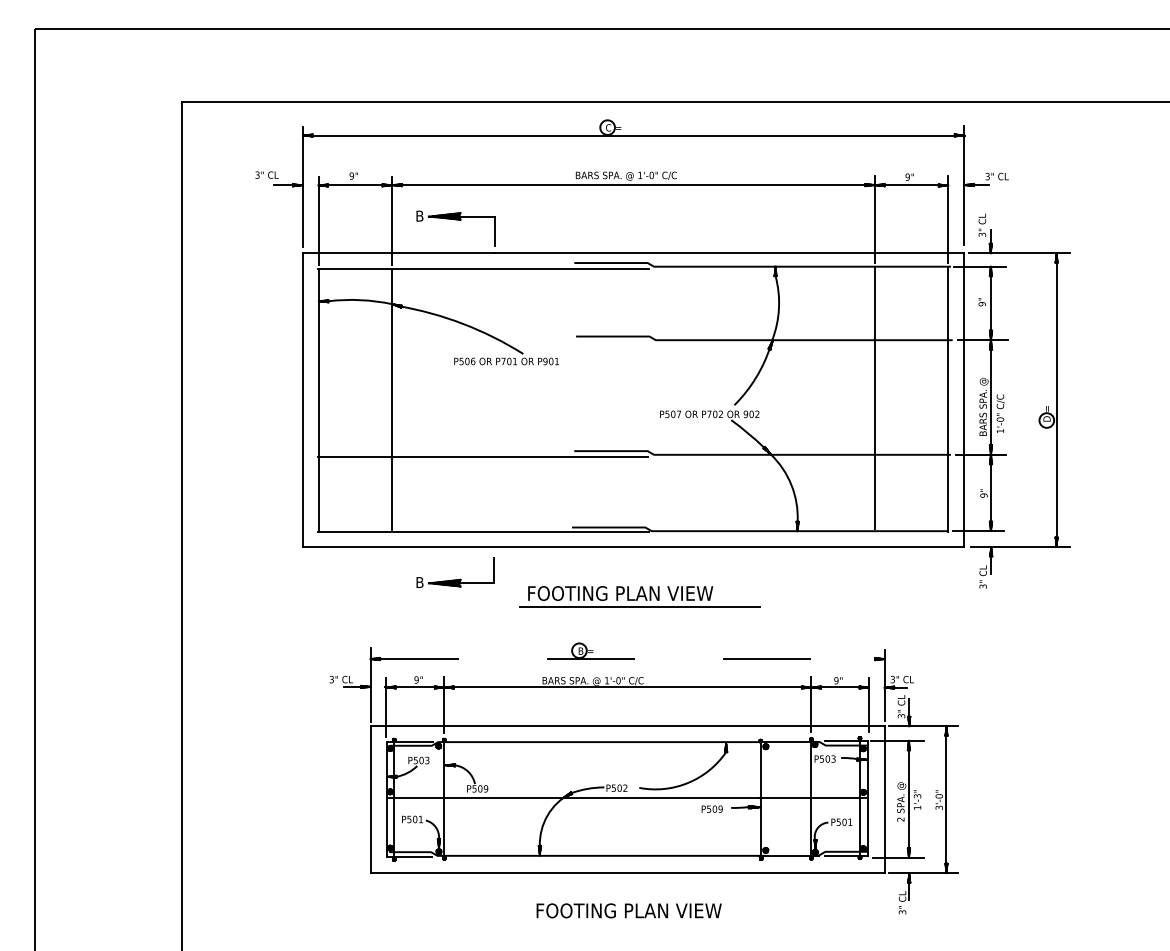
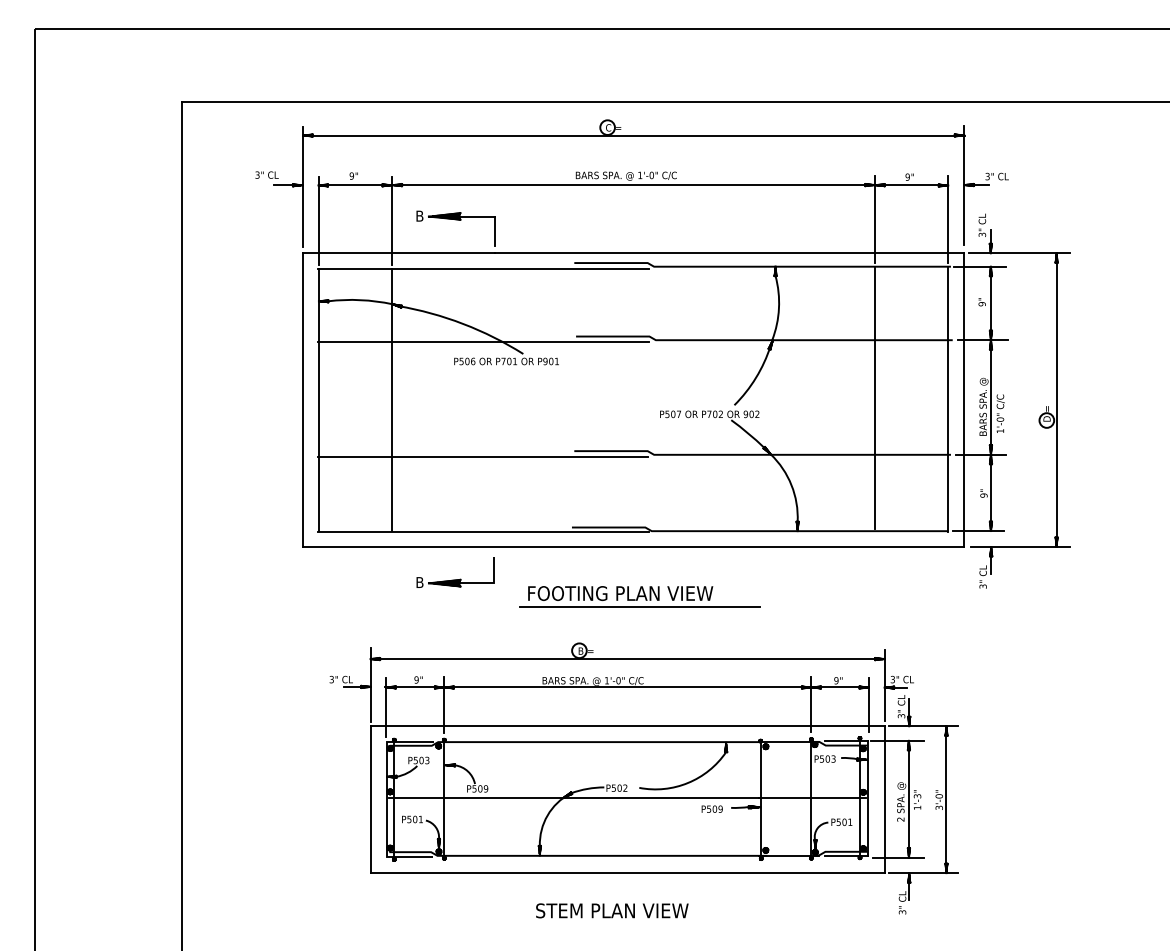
line: none -> present (483, 342)
line: dashed -> solid (627, 659)
text: FOOTING PLAN VIEW -> STEM PLAN VIEW (628, 910)
